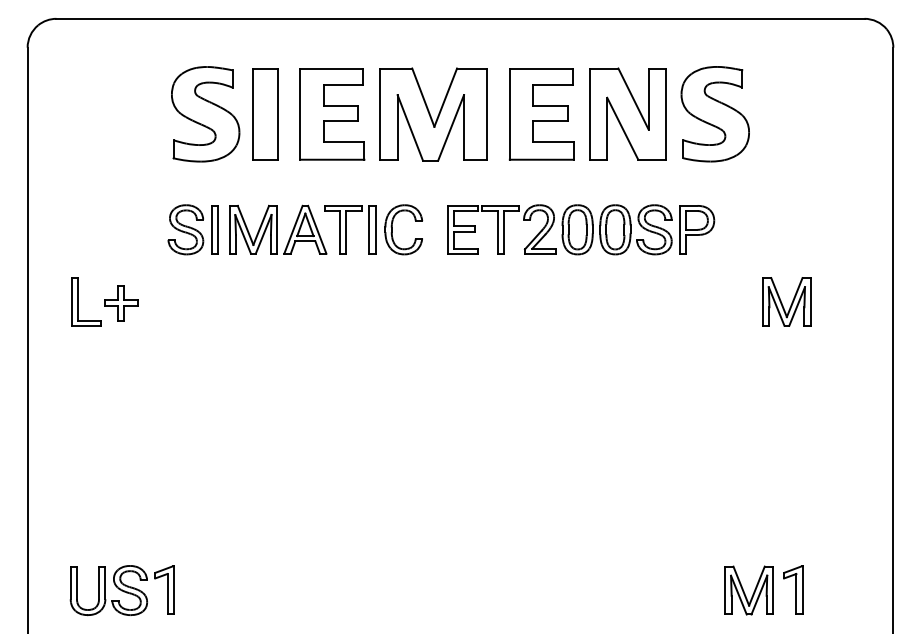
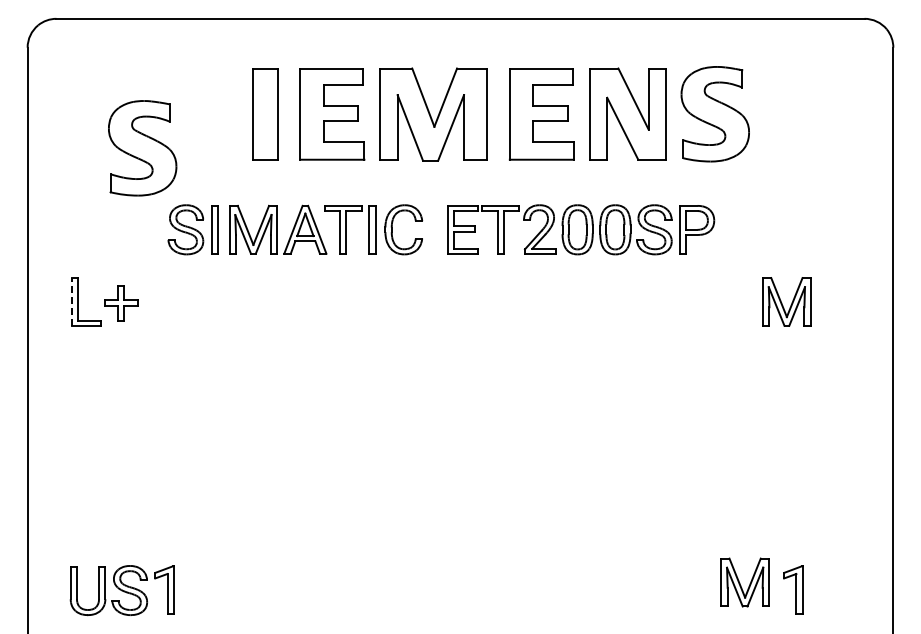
part position: (205, 114) -> (142, 148) (142, 148)
line: solid -> dashed (71, 301)
part position: (748, 590) -> (744, 582) (744, 582)
